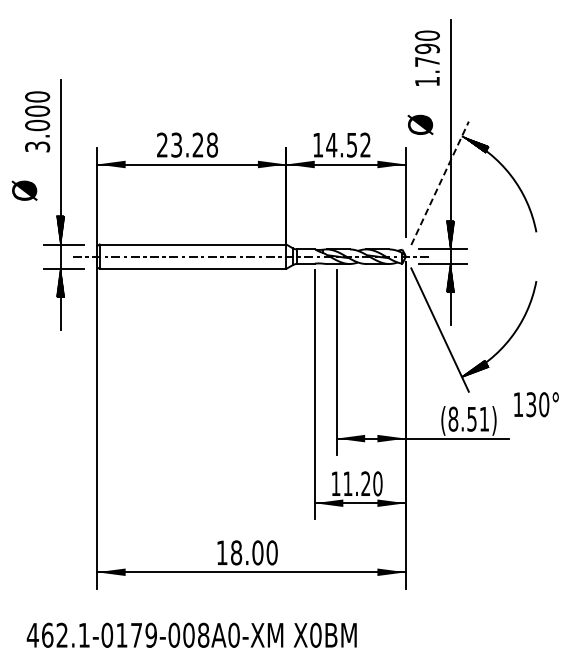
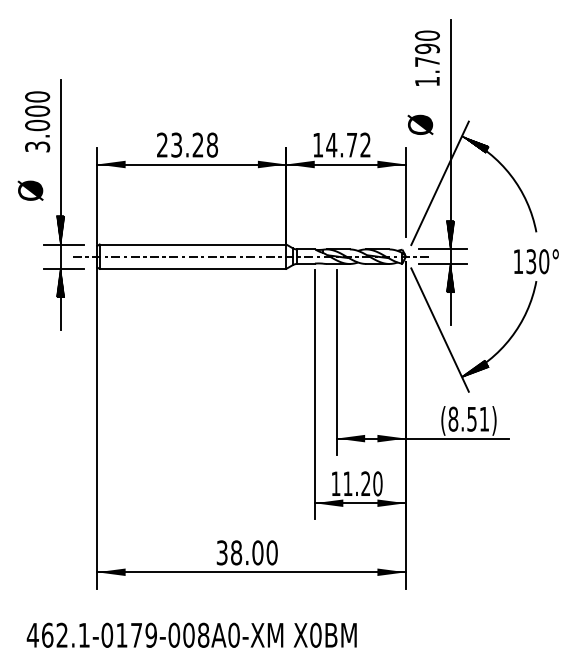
text: 14.52 -> 14.72 (352, 145)
line: dashed -> solid (440, 182)
text position: (24, 190) -> (30, 190) (30, 190)
text position: (536, 404) -> (536, 261) (536, 261)
text: 18.00 -> 38.00 (221, 552)
